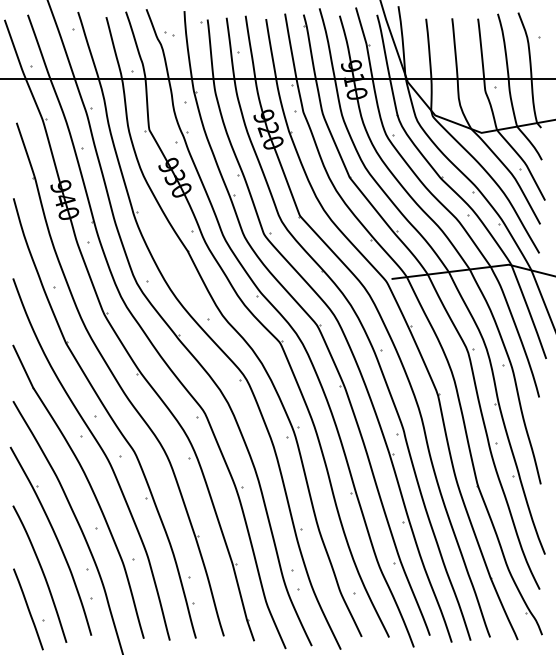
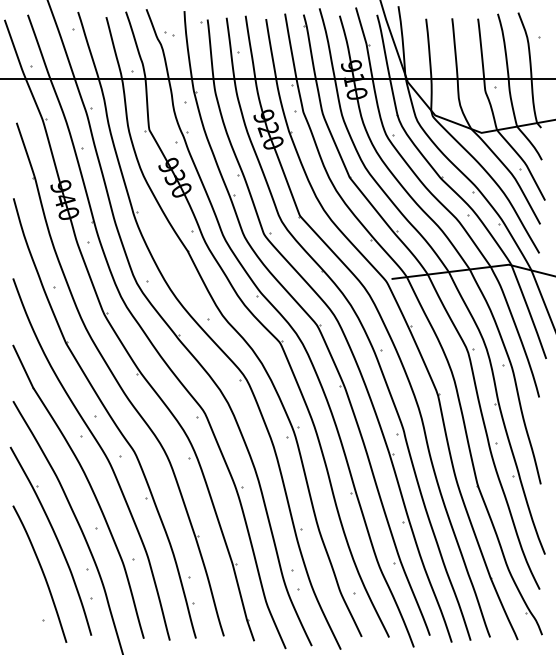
line: present -> none (28, 609)
